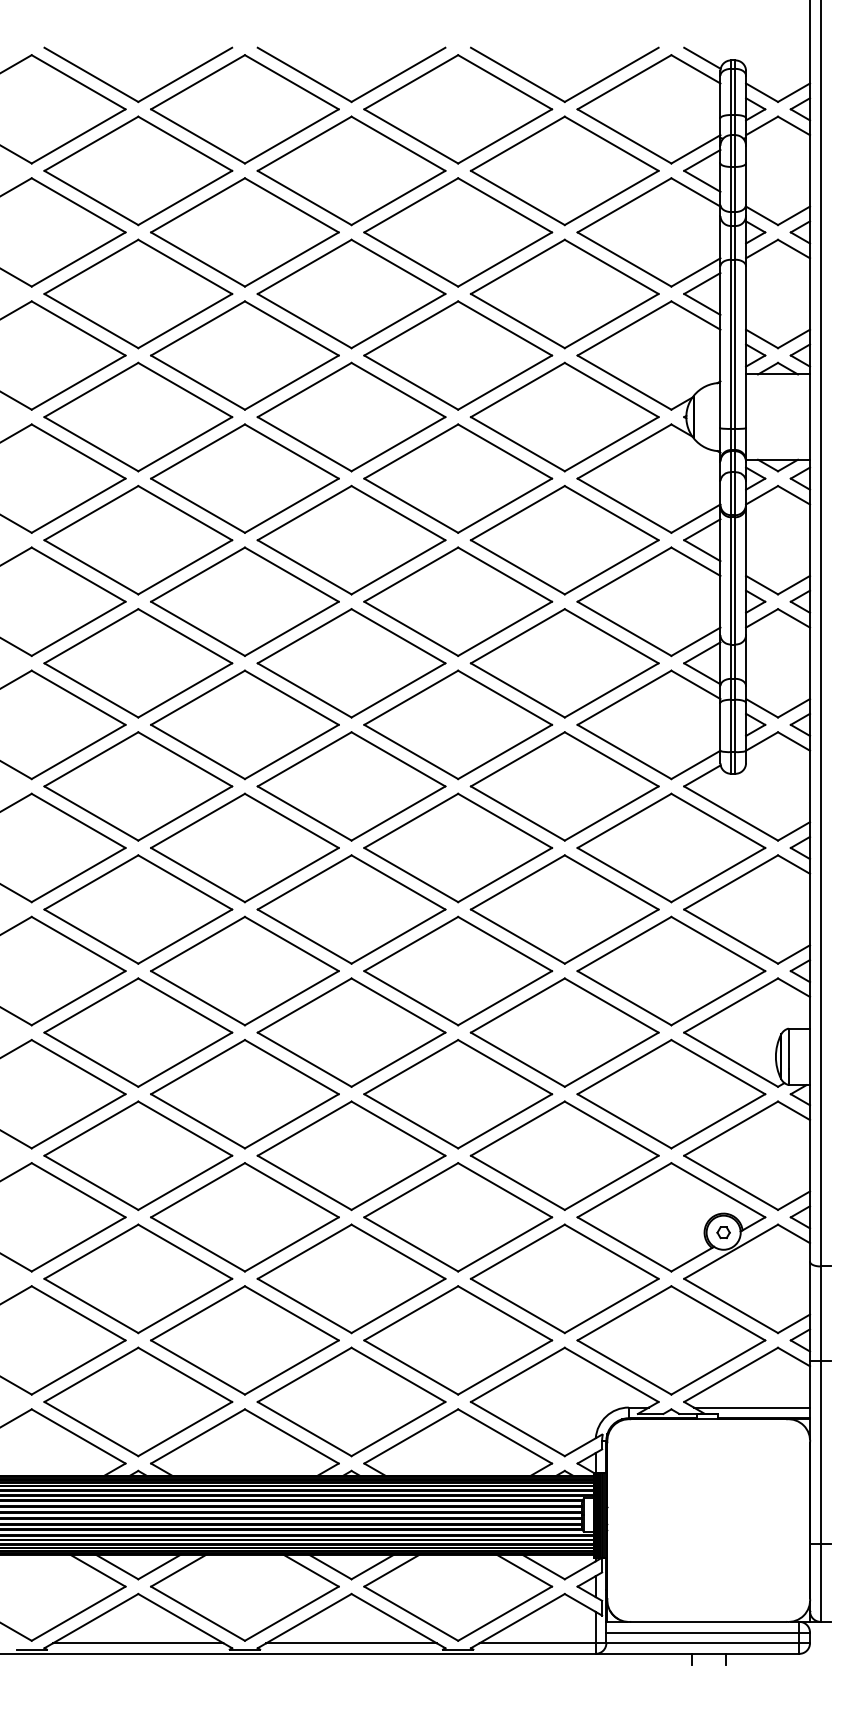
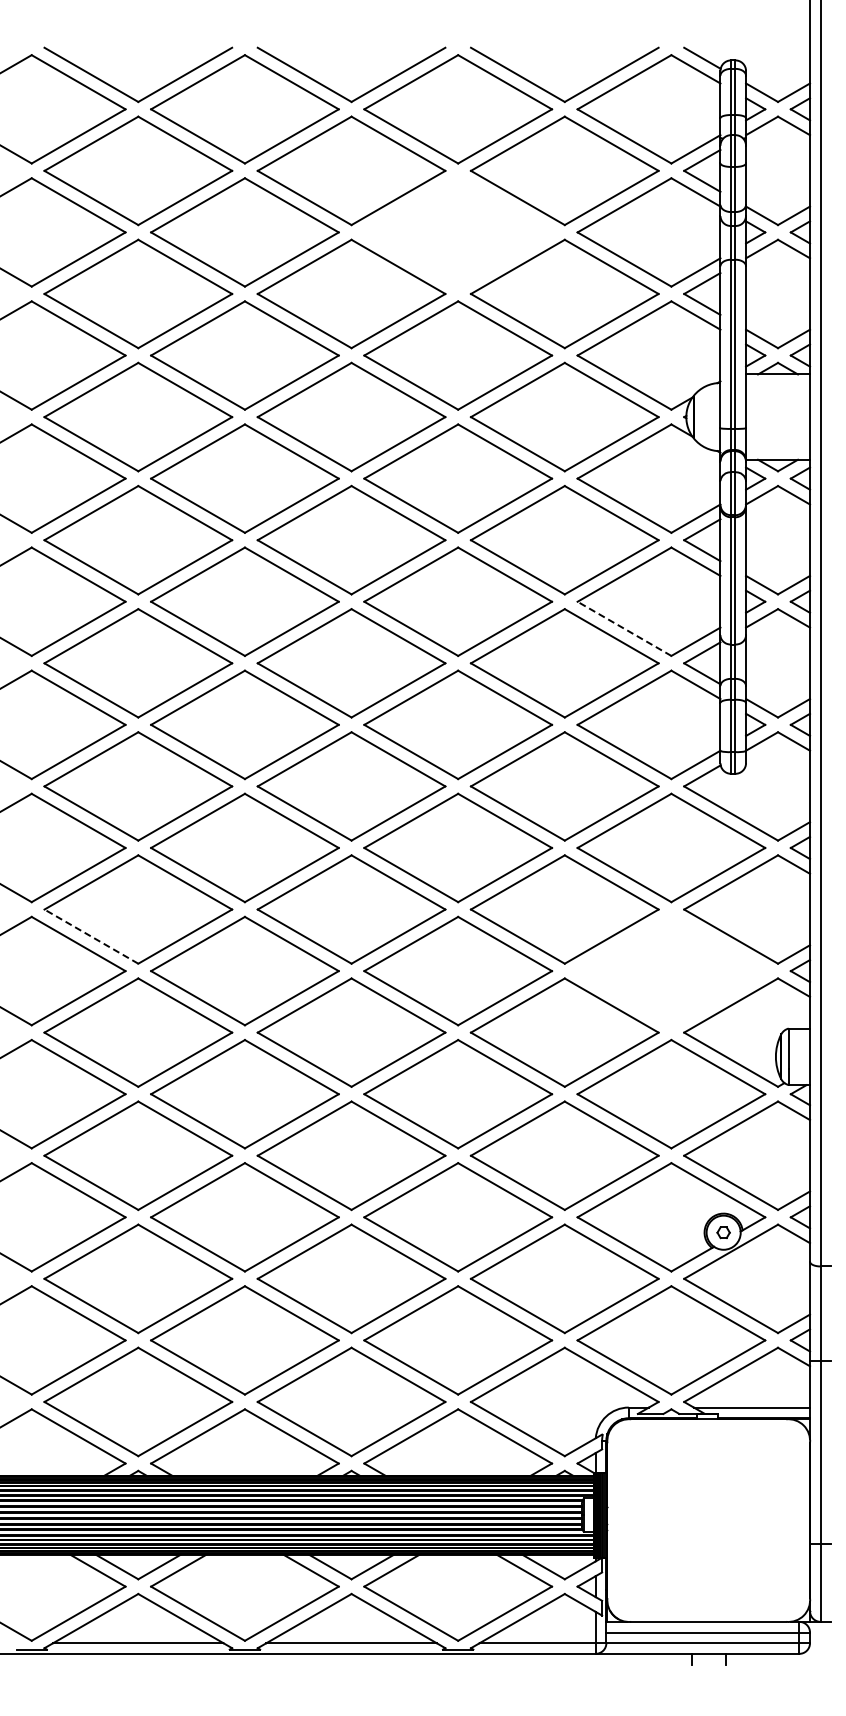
part: present -> none (458, 232)
line: solid -> dashed (624, 628)
line: solid -> dashed (91, 936)
part: present -> none (671, 970)
